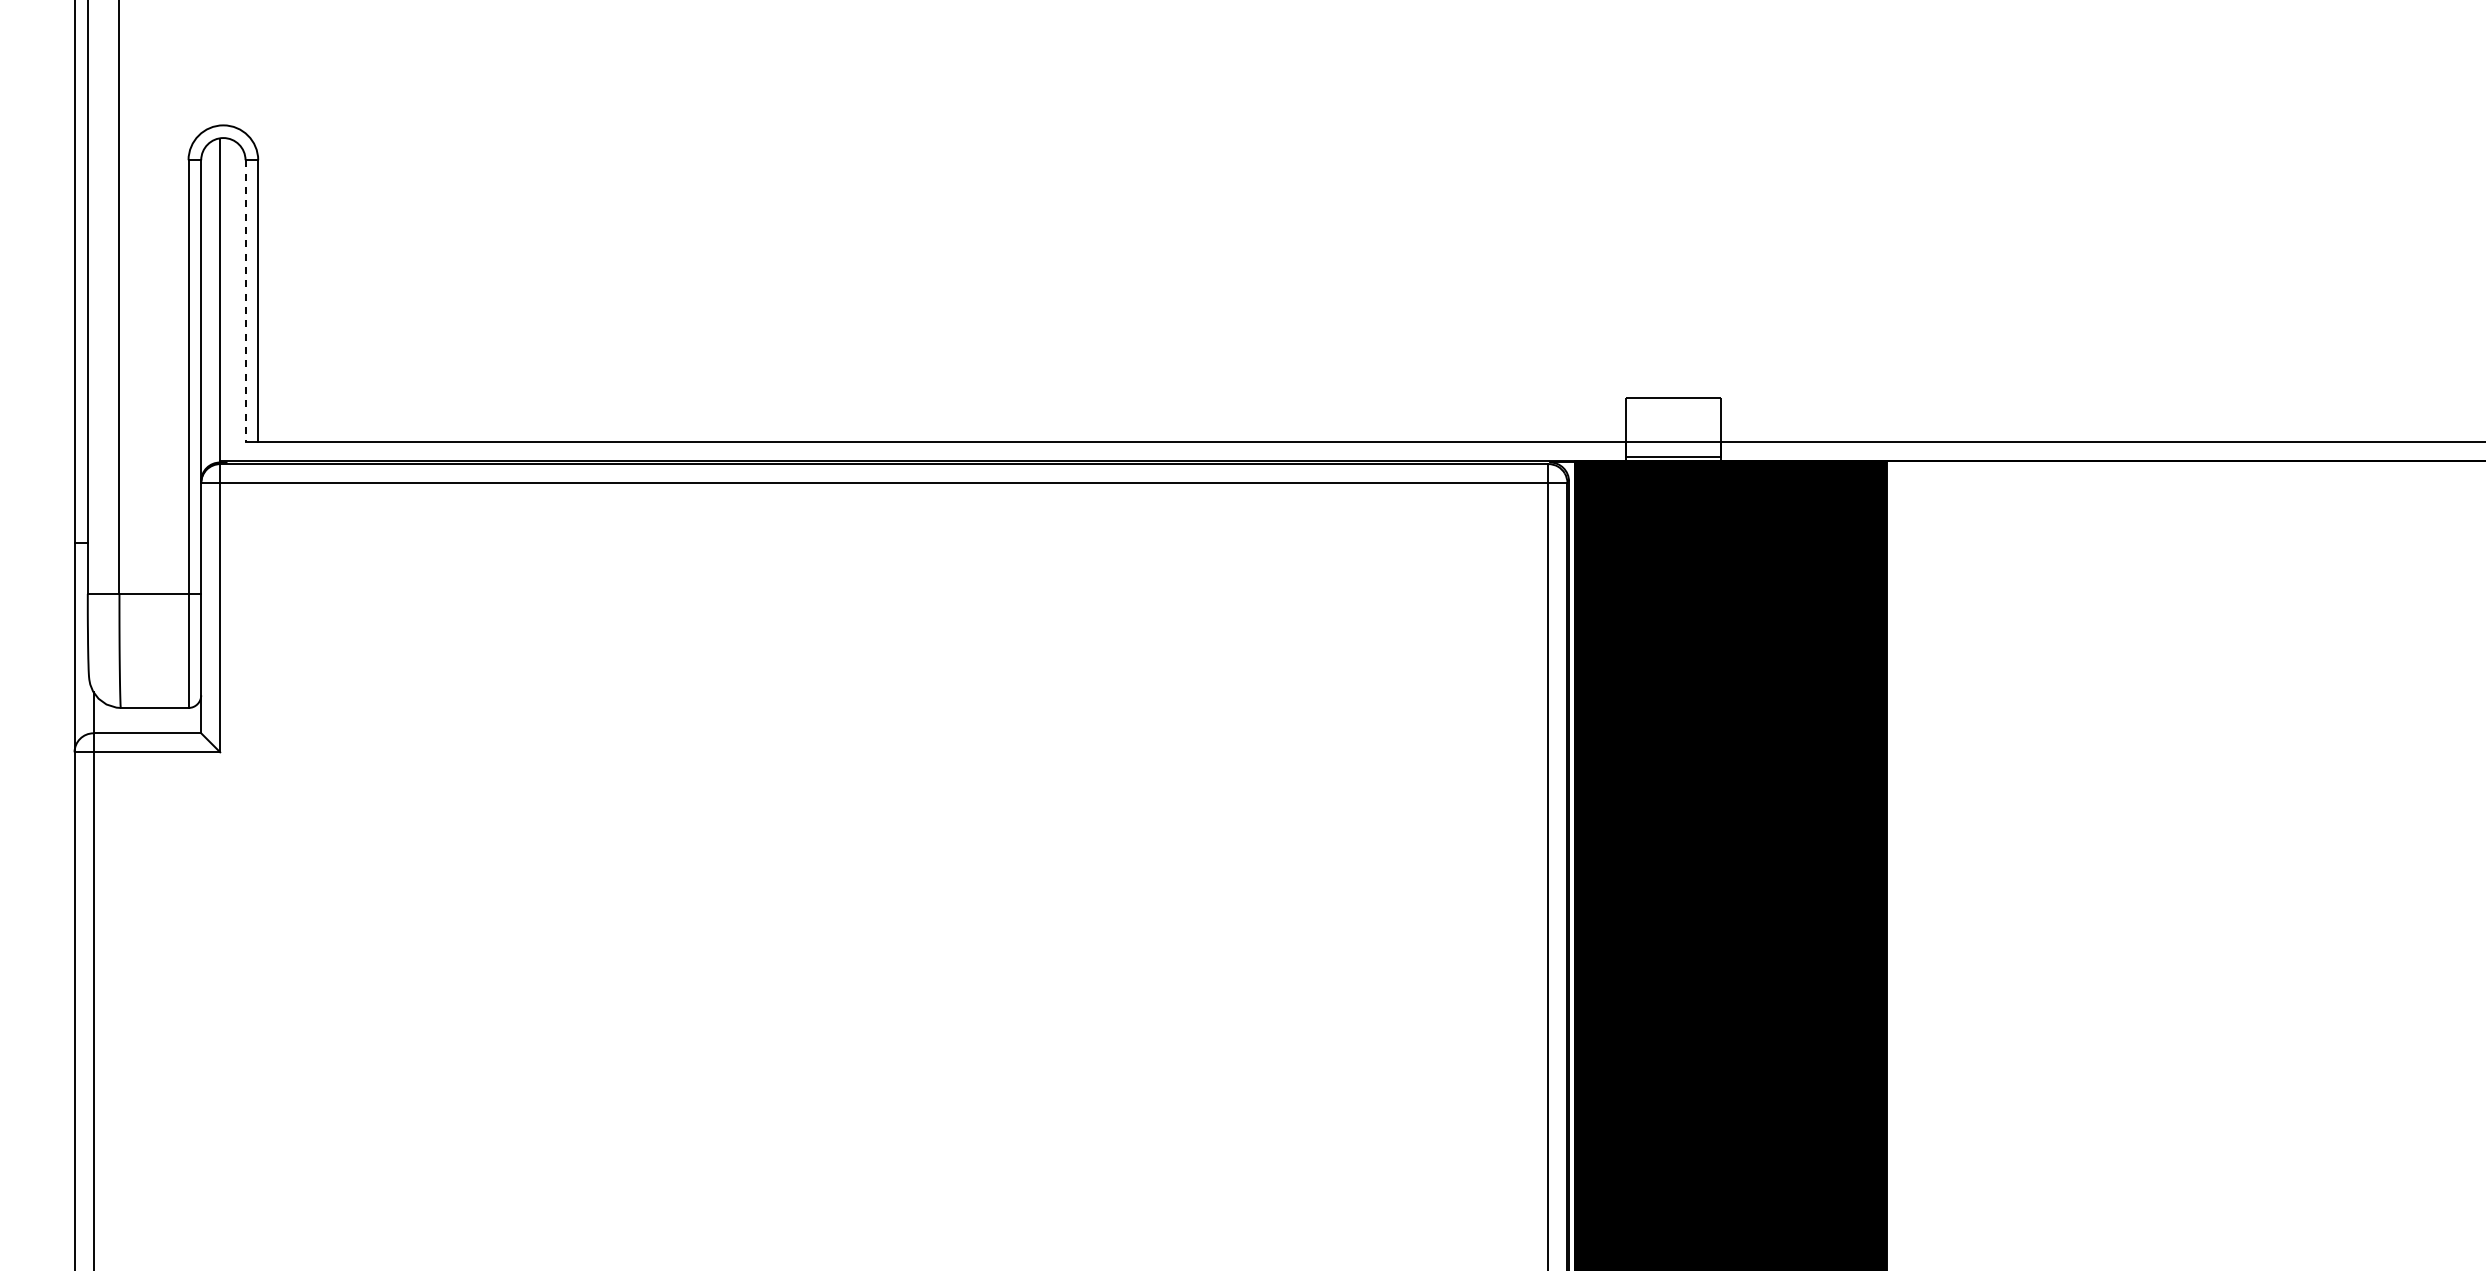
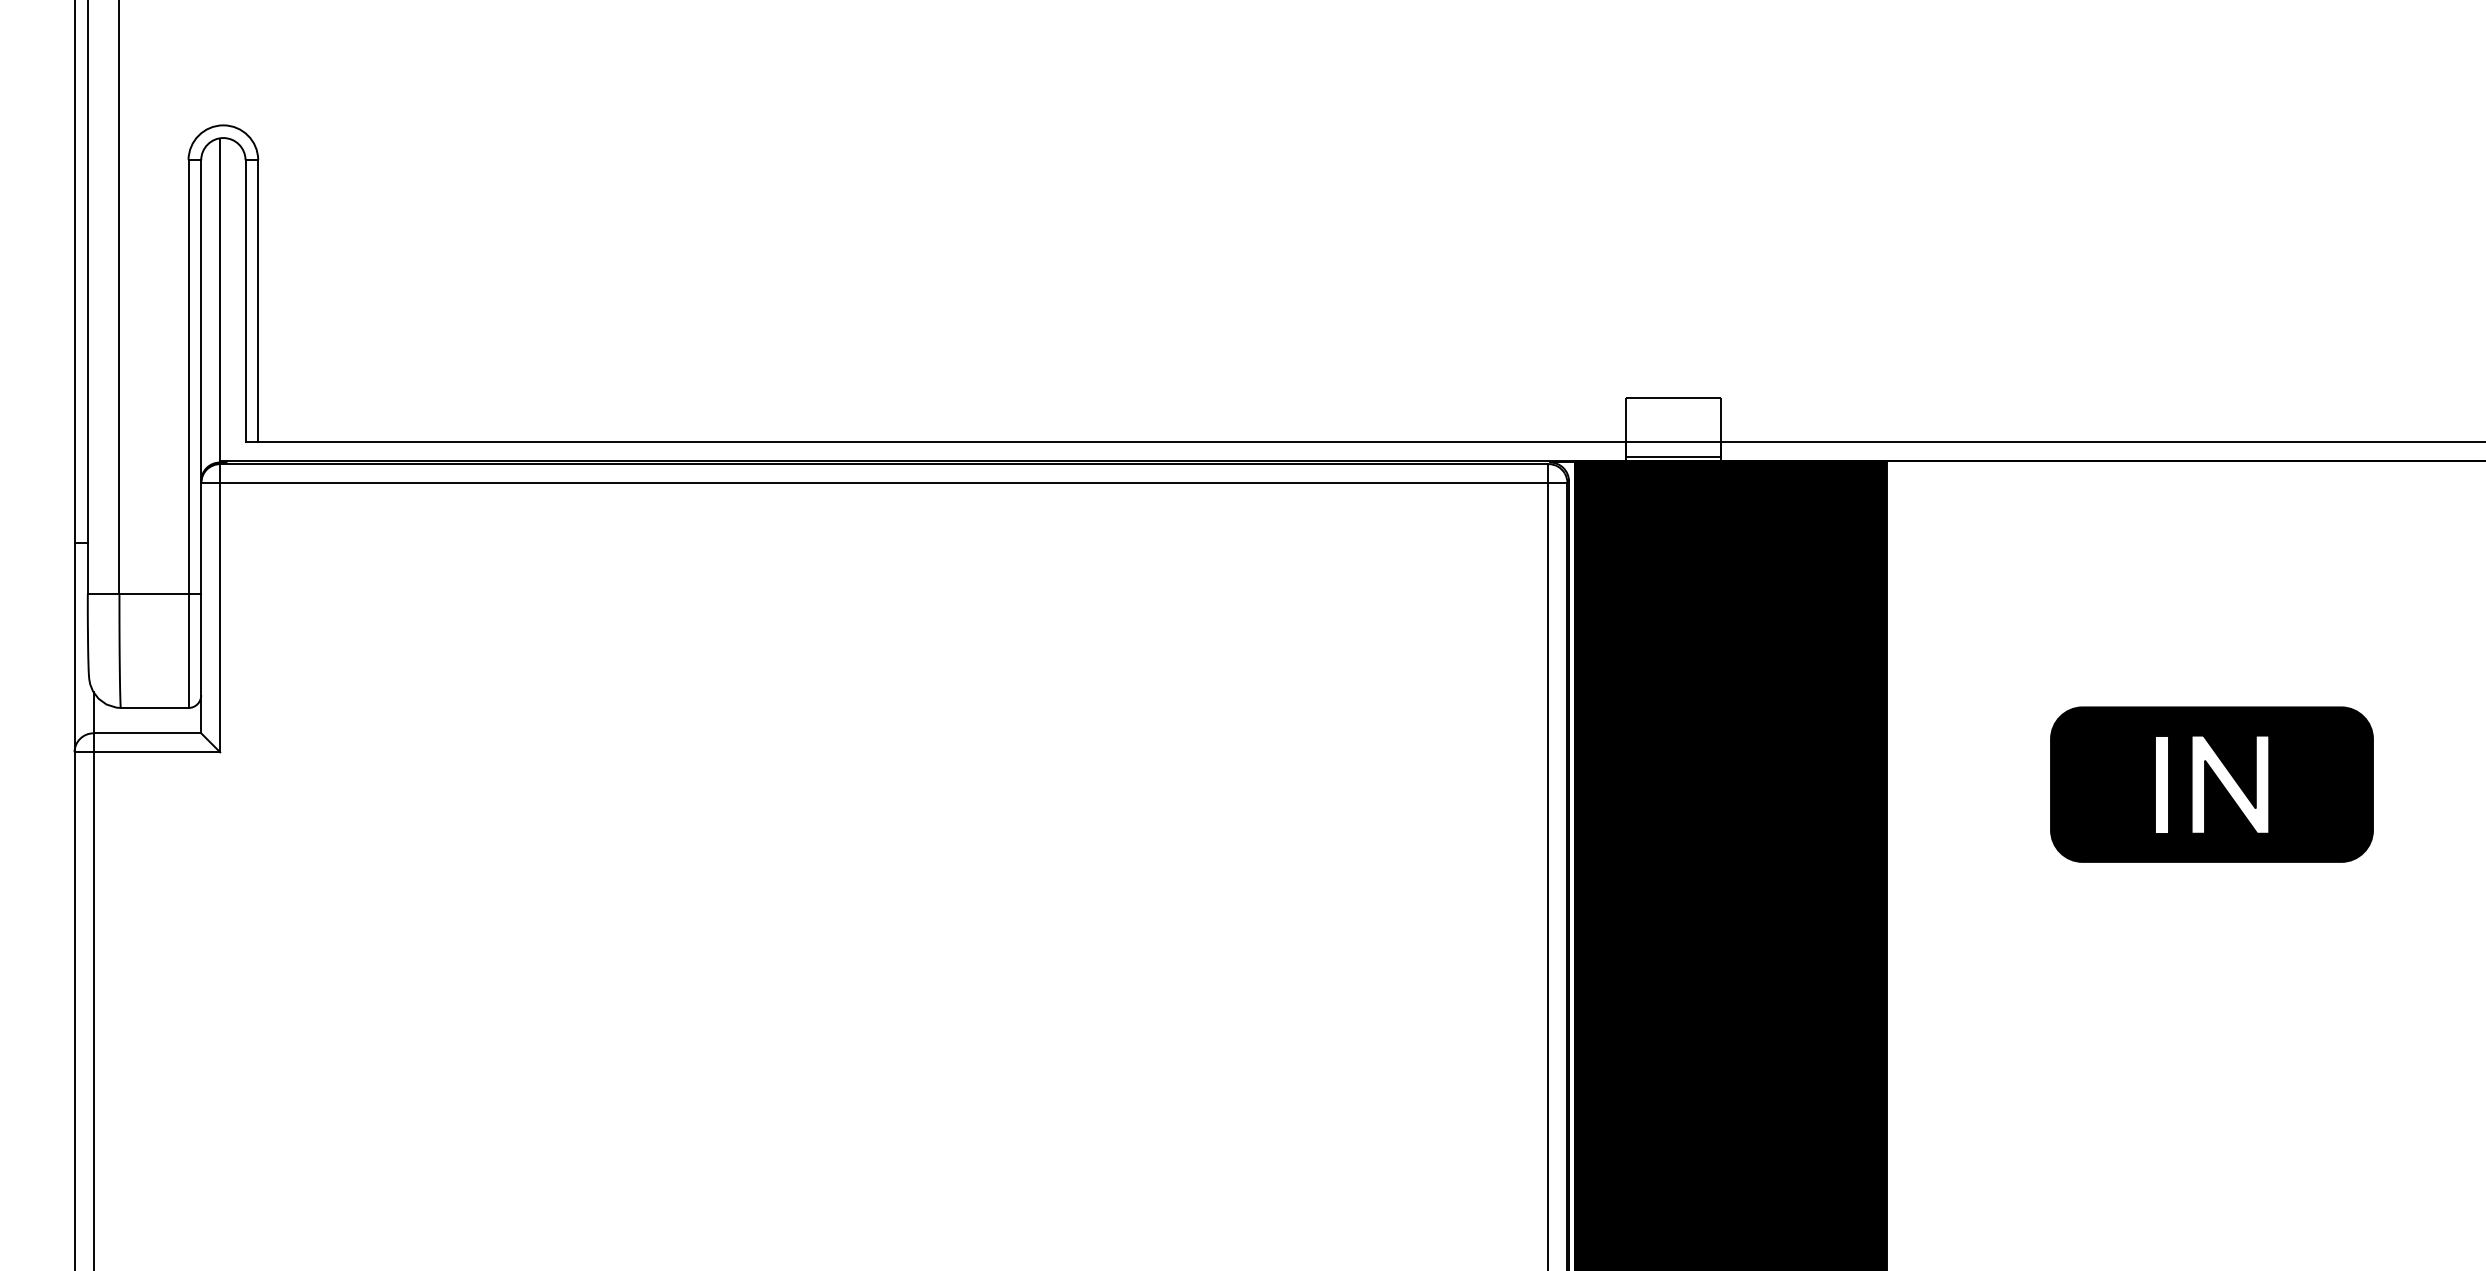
line: dashed -> solid (245, 301)
part: none -> present (2211, 784)
